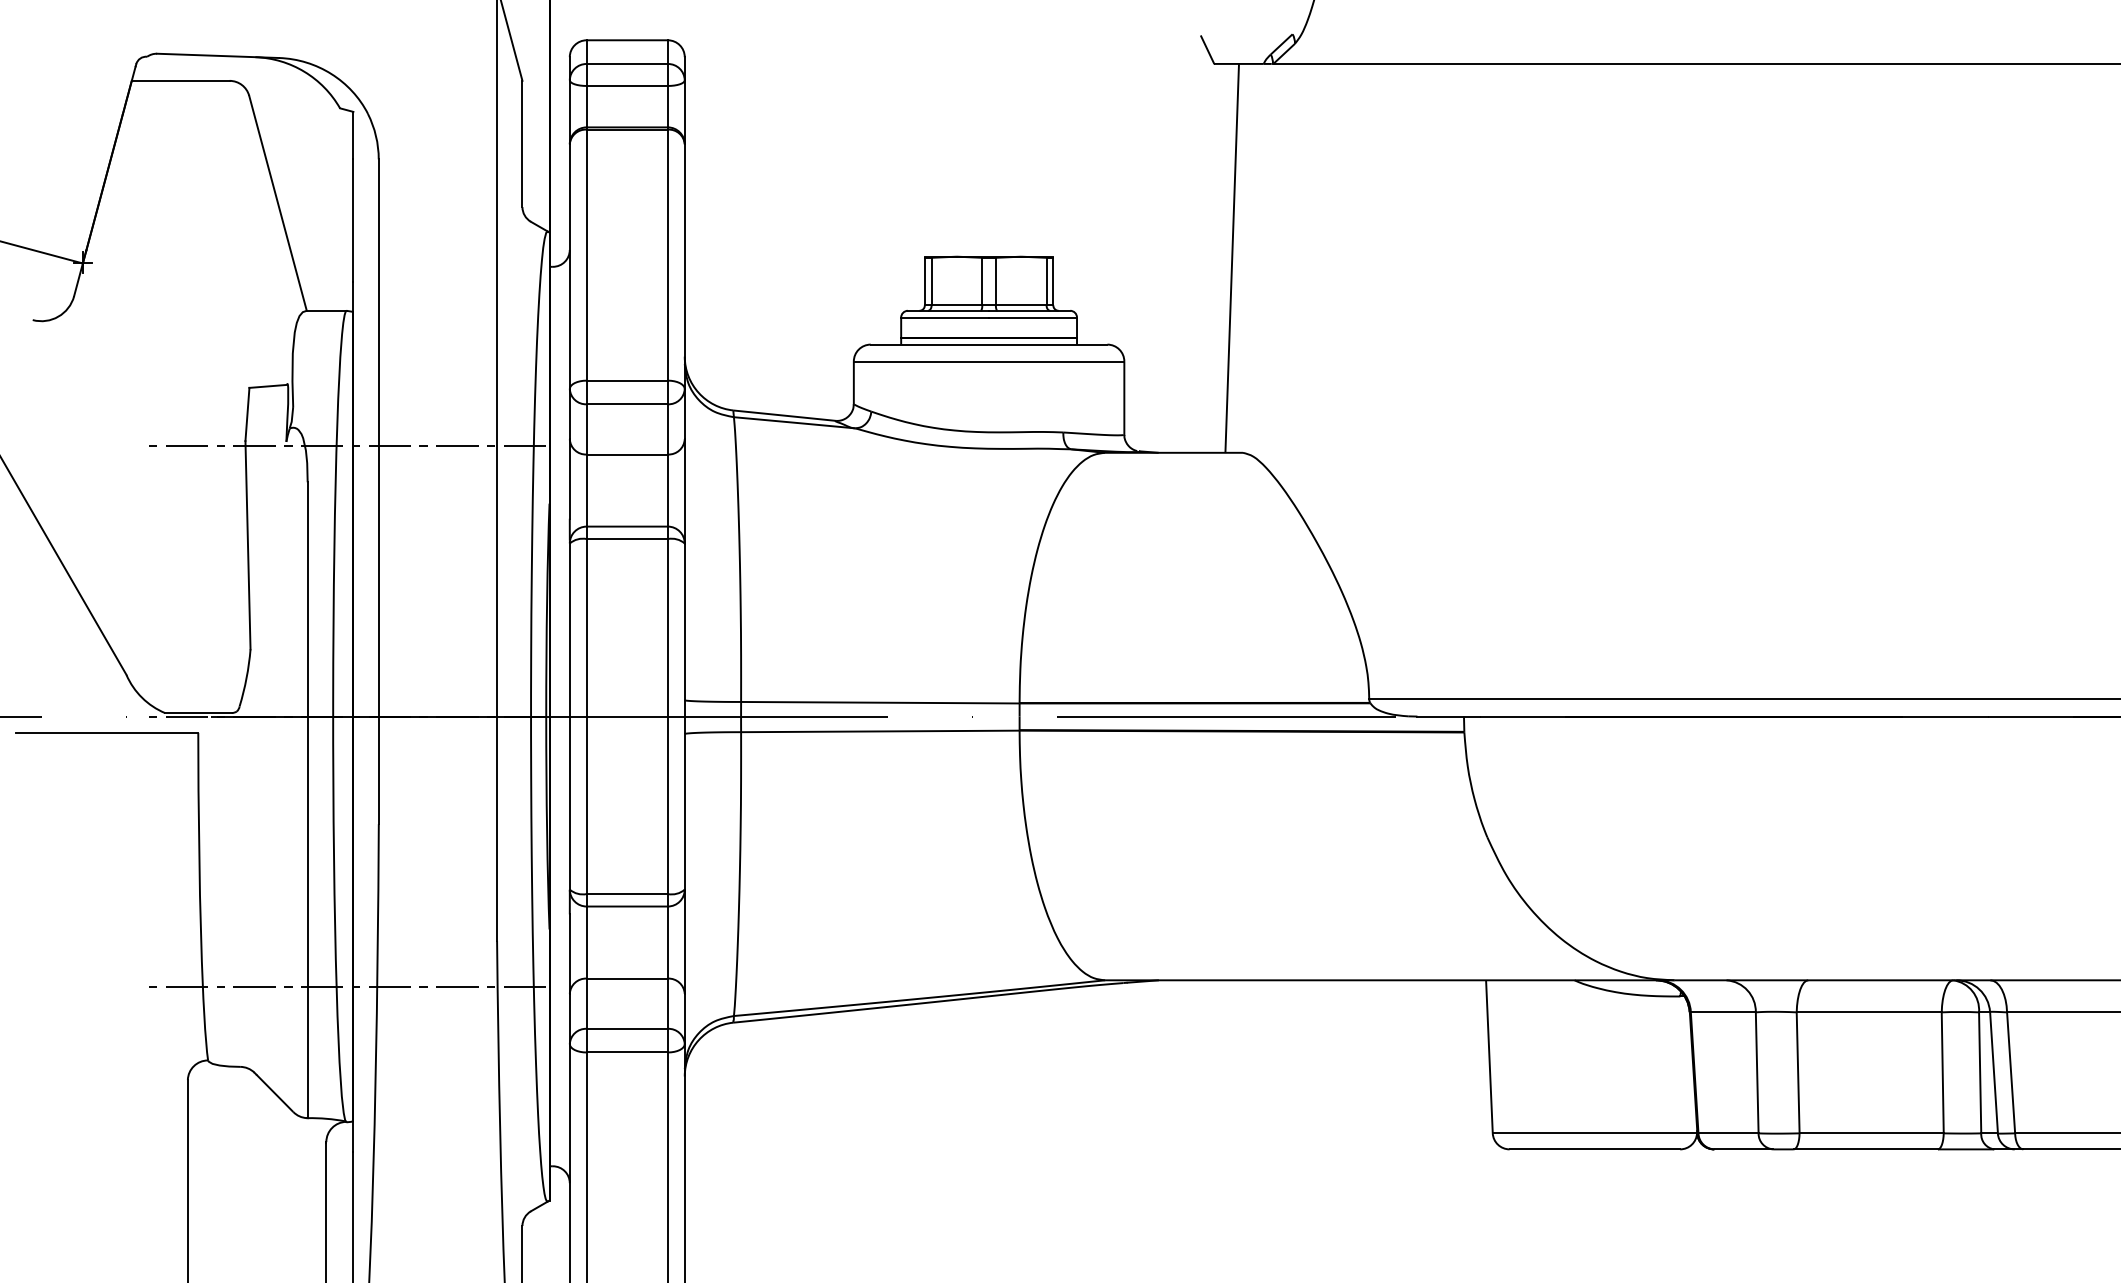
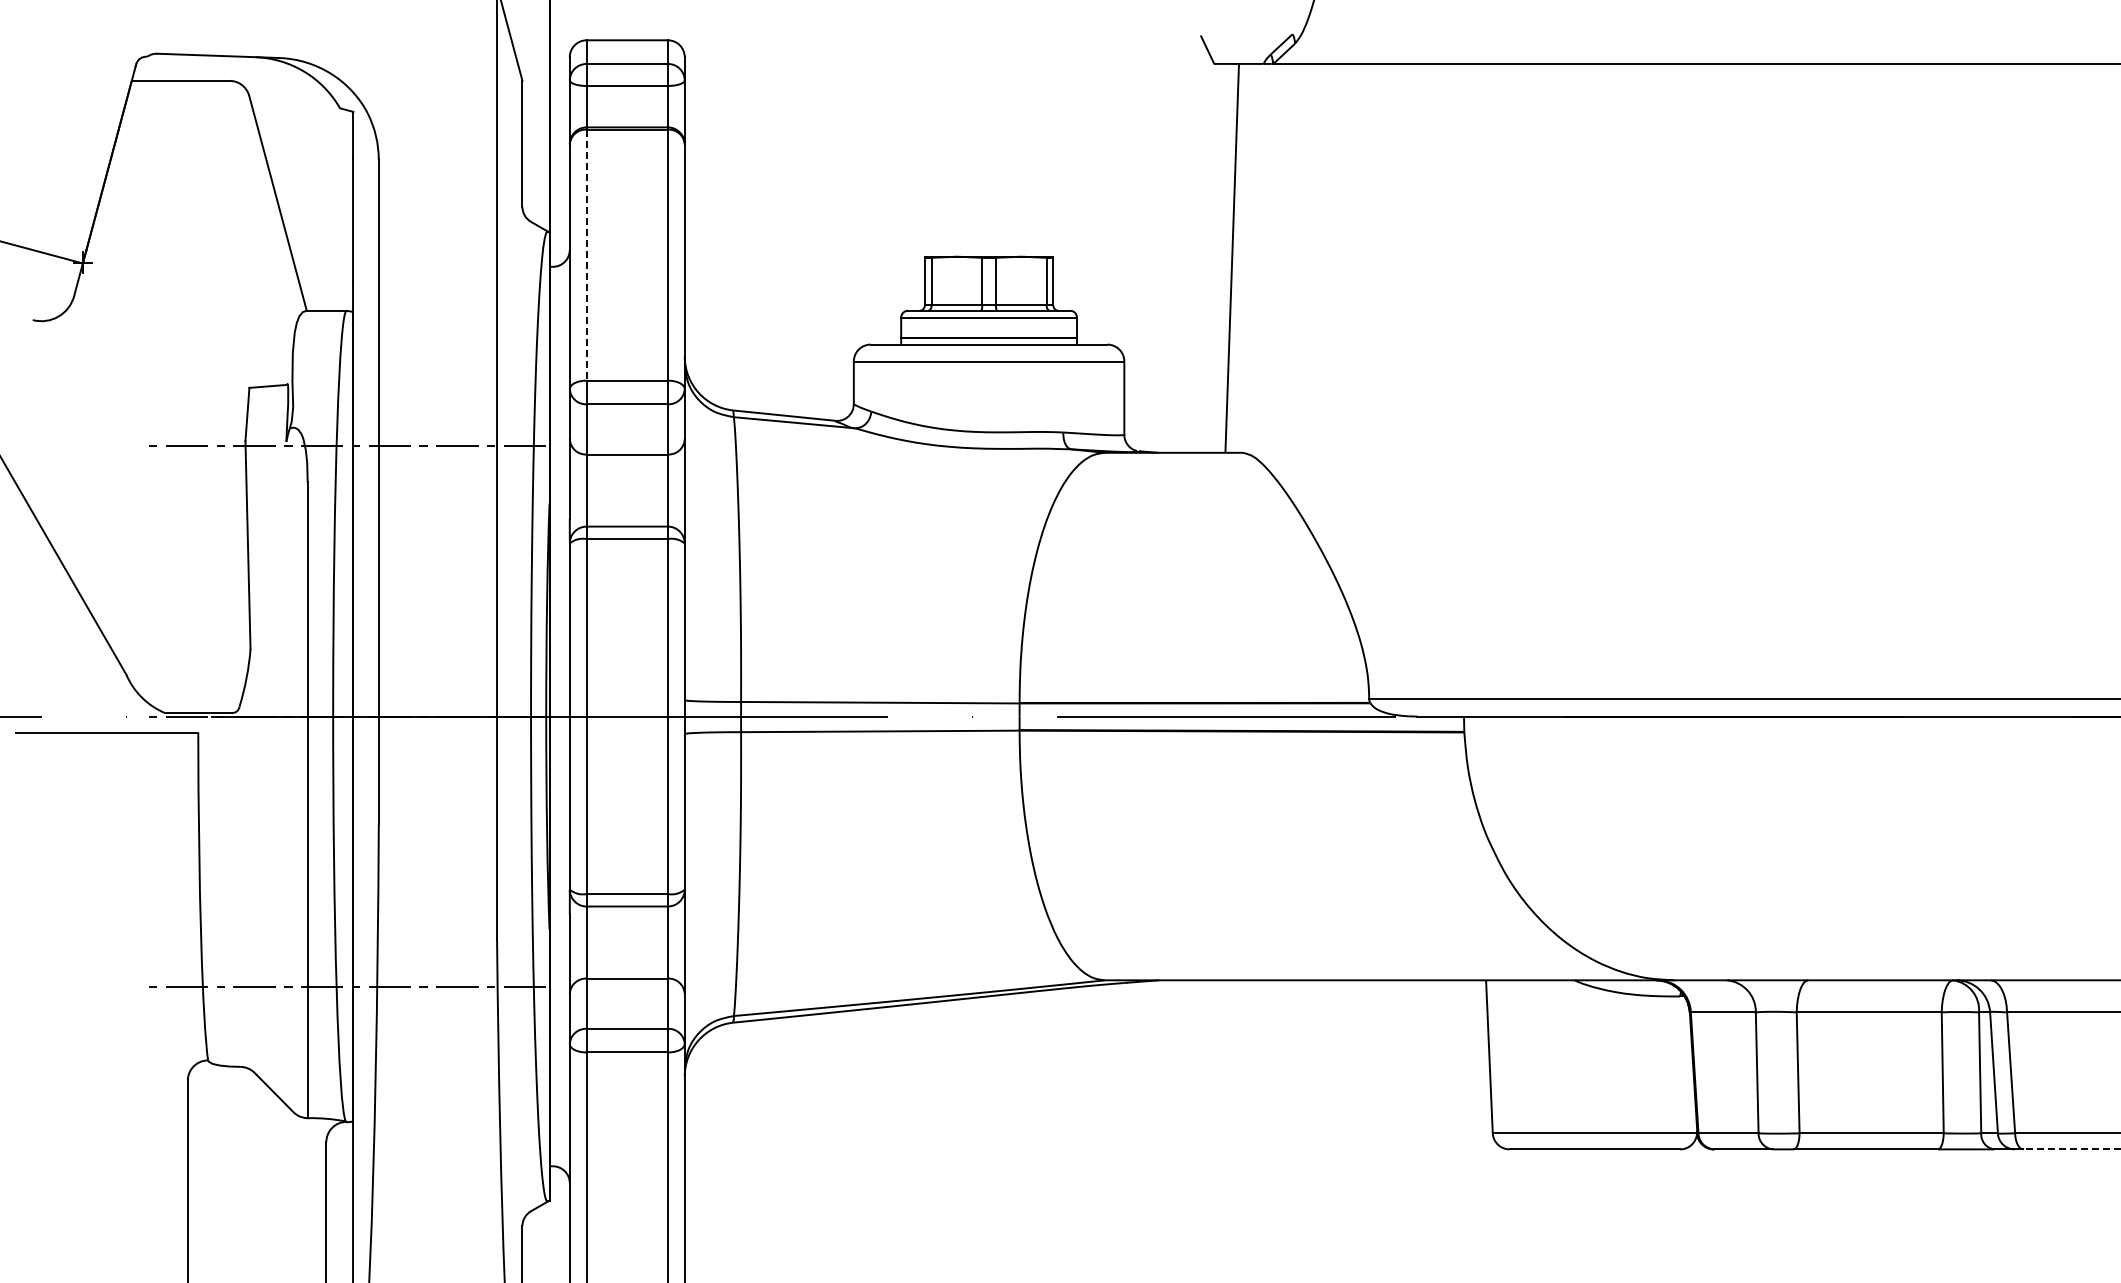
line: solid -> dashed (586, 255)
line: solid -> dashed (2072, 1149)
